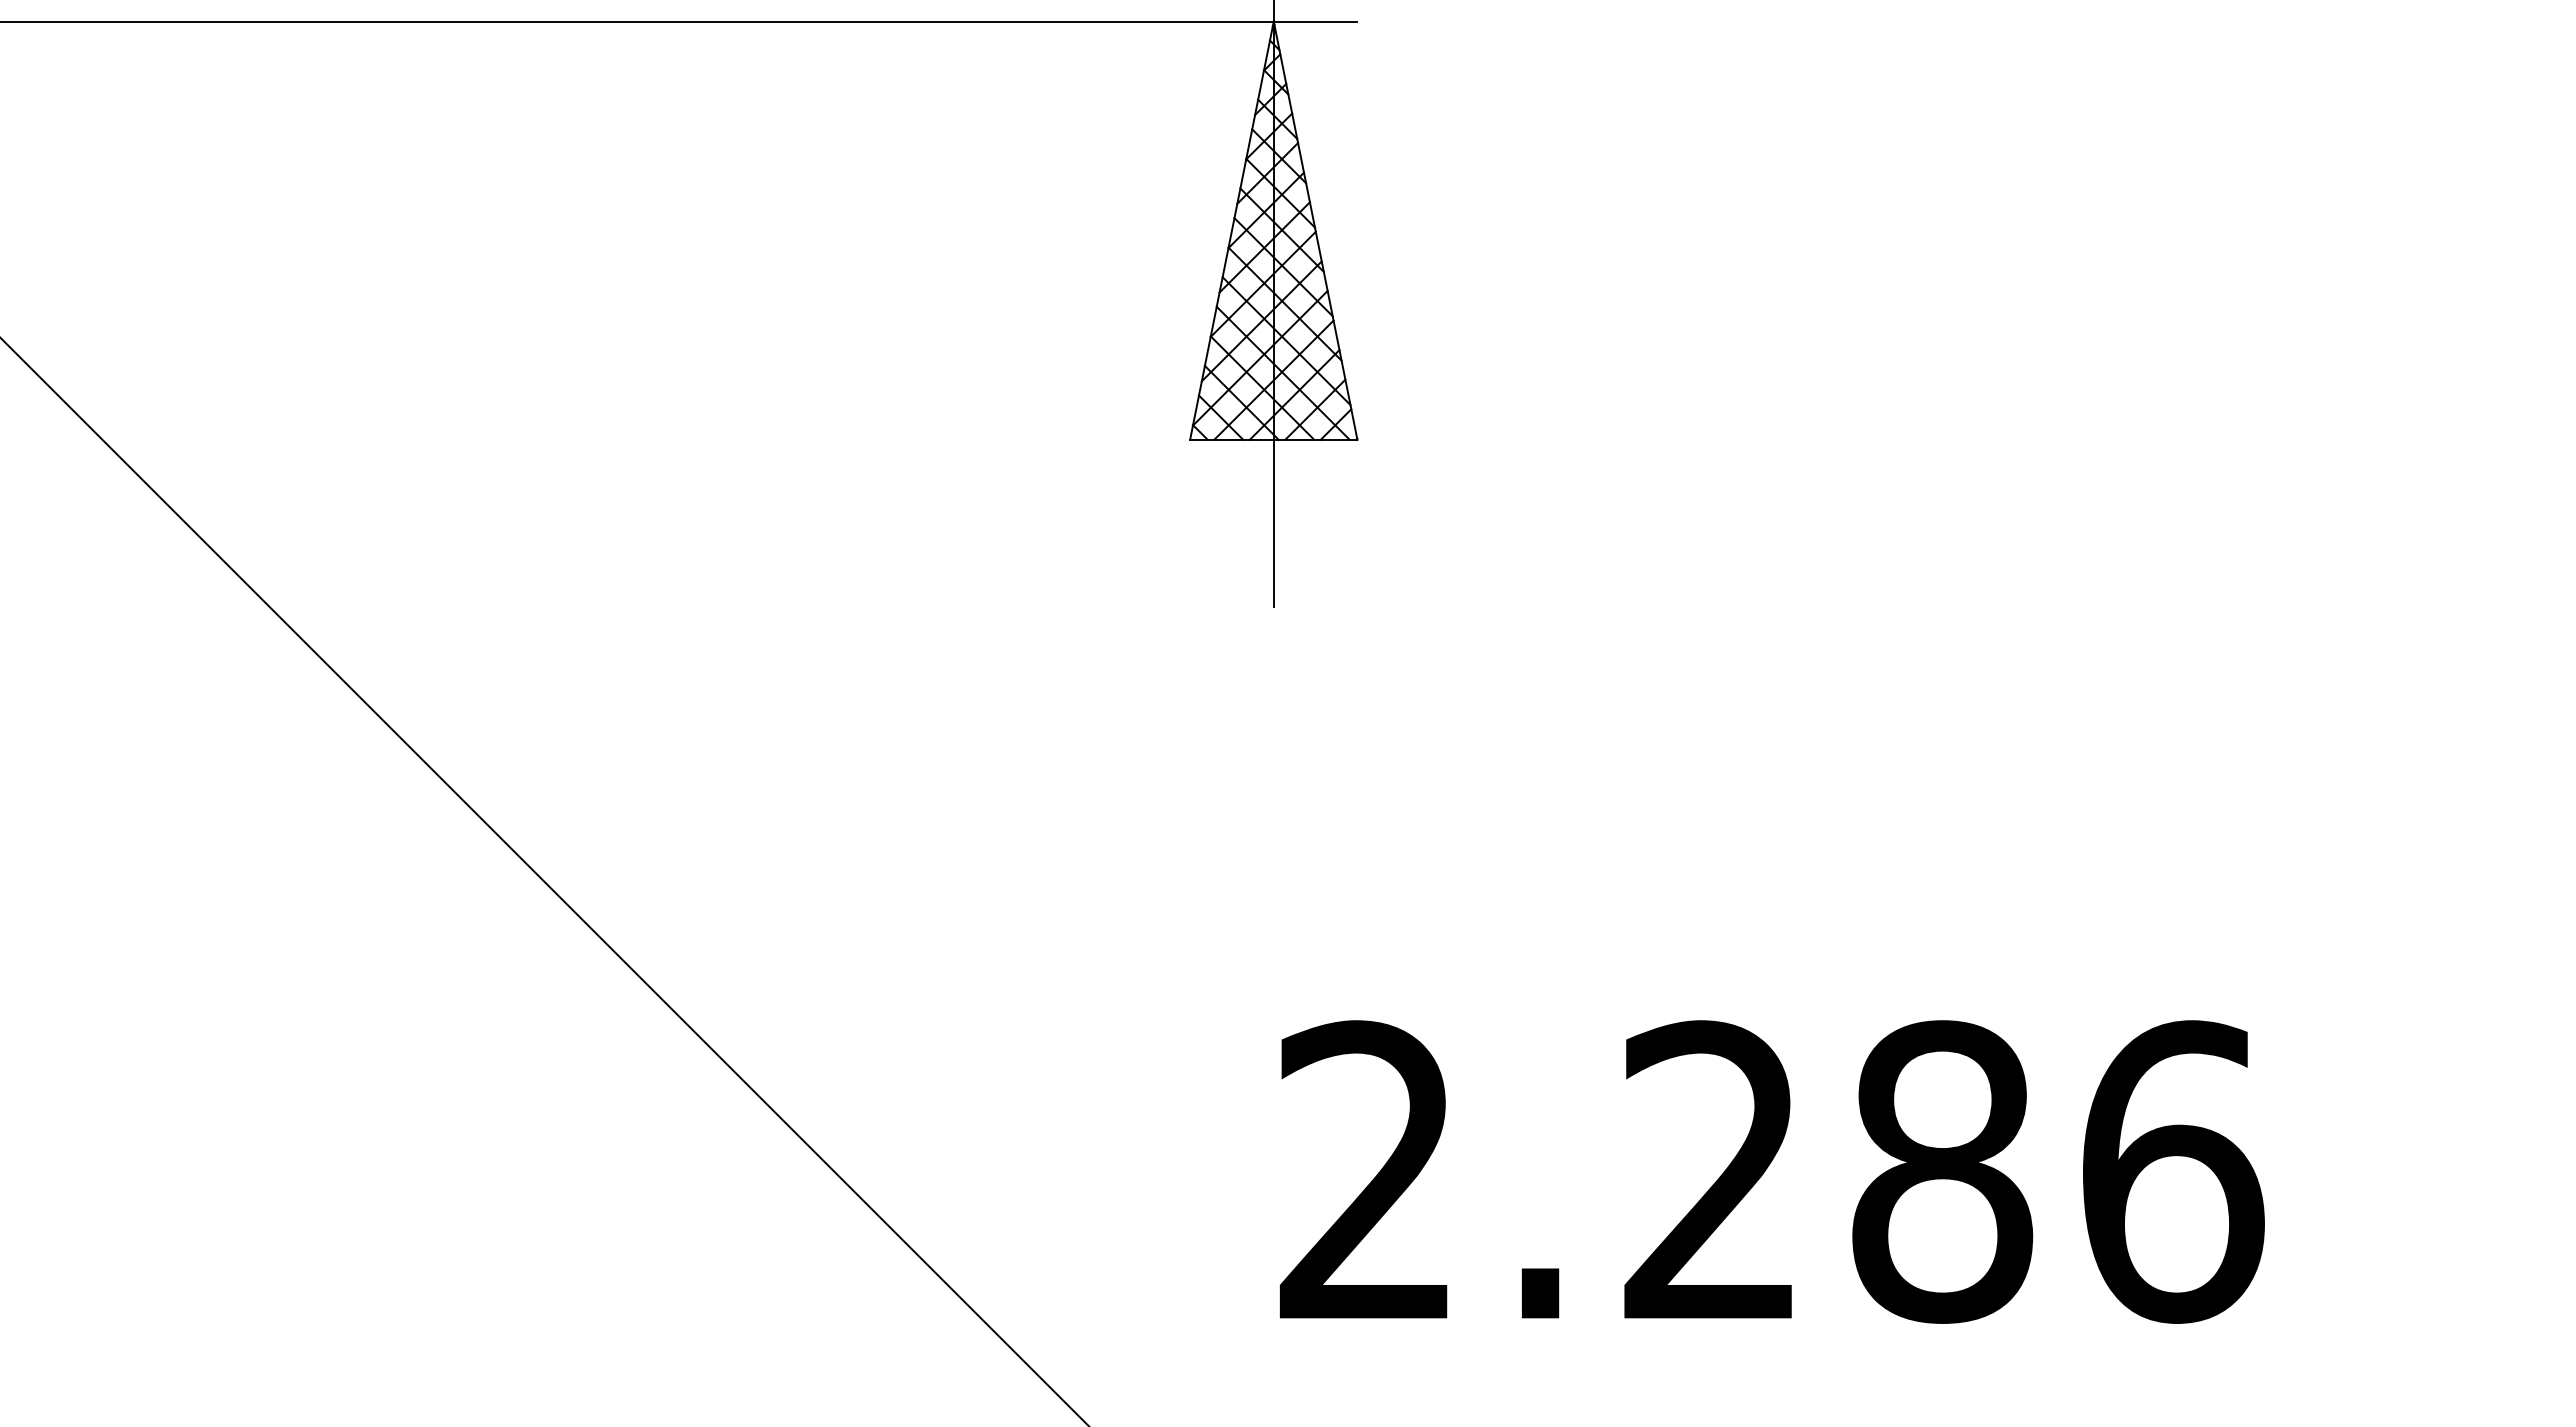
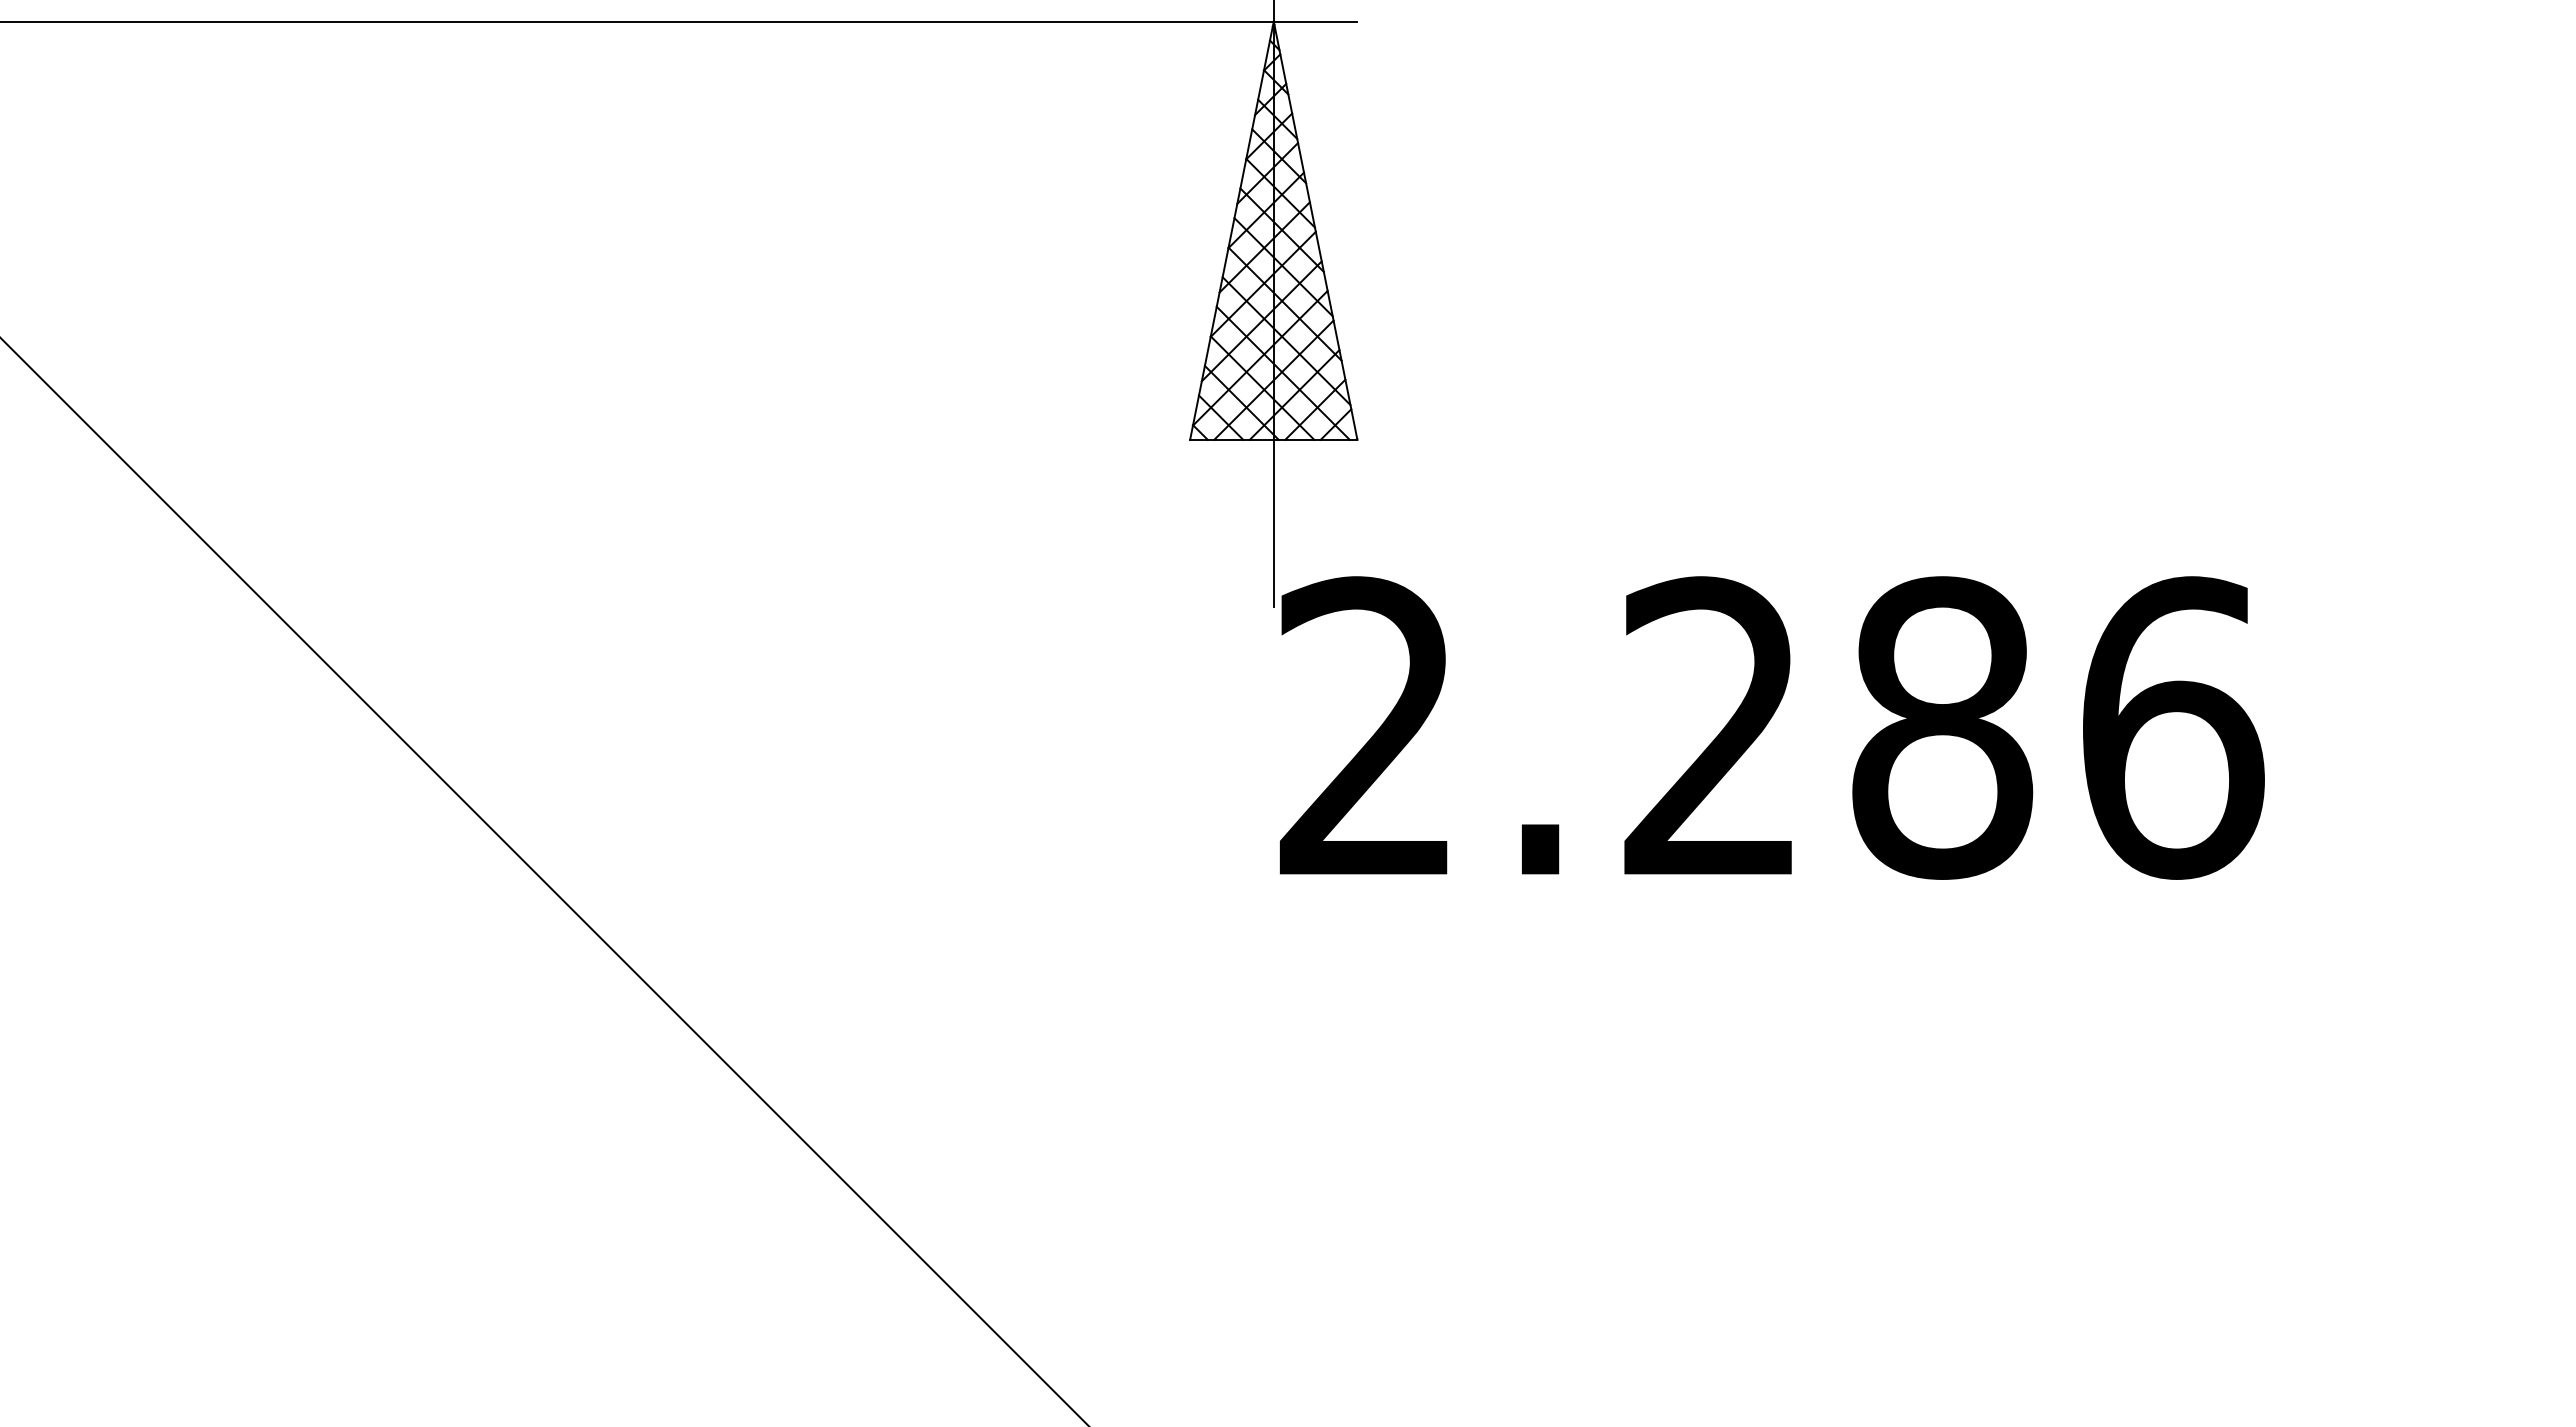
text position: (1772, 1171) -> (1772, 727) (1772, 727)
